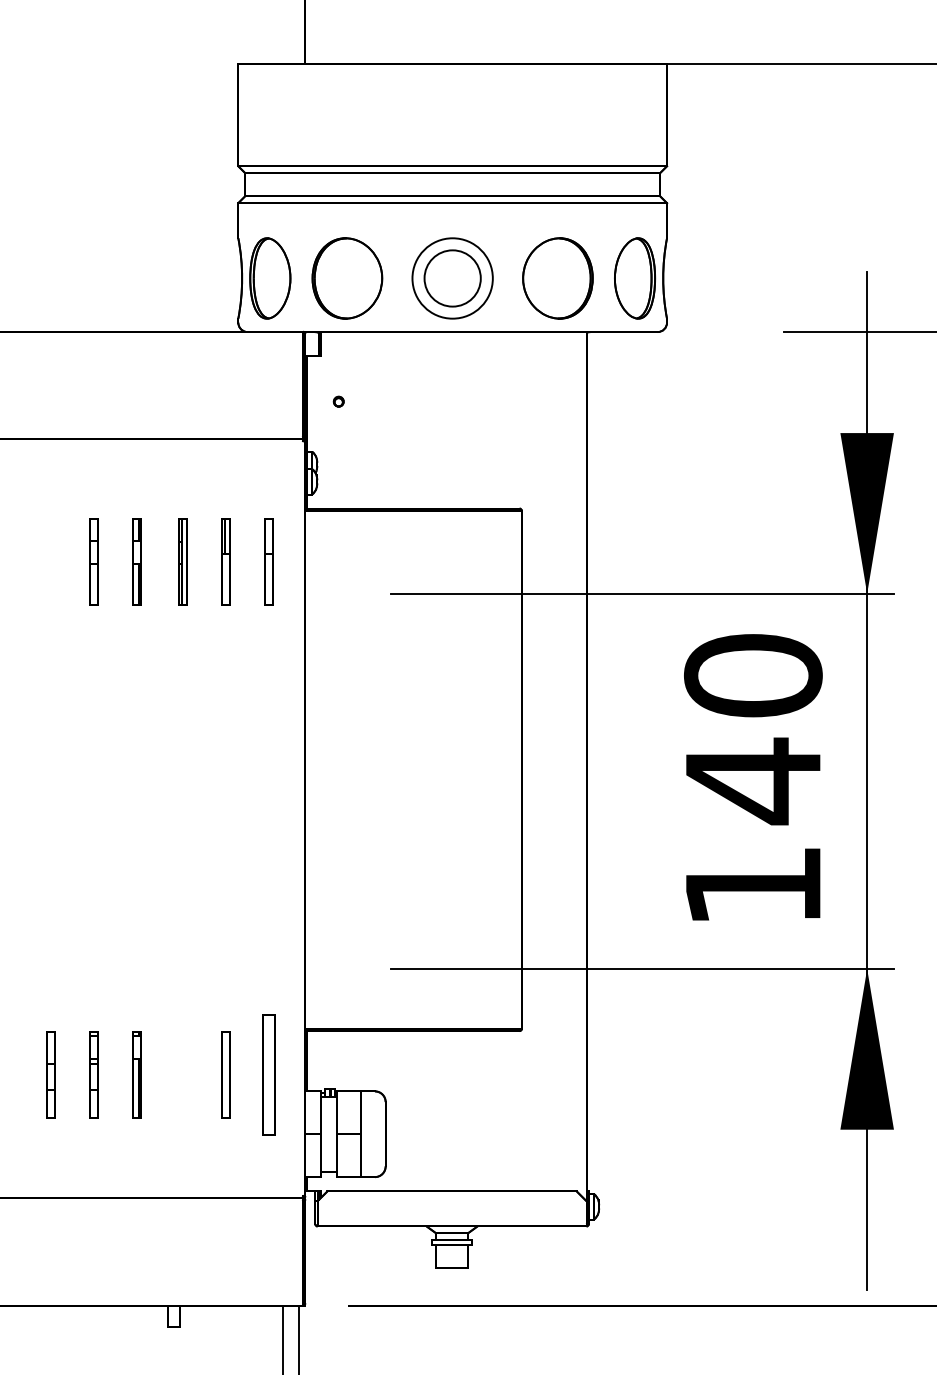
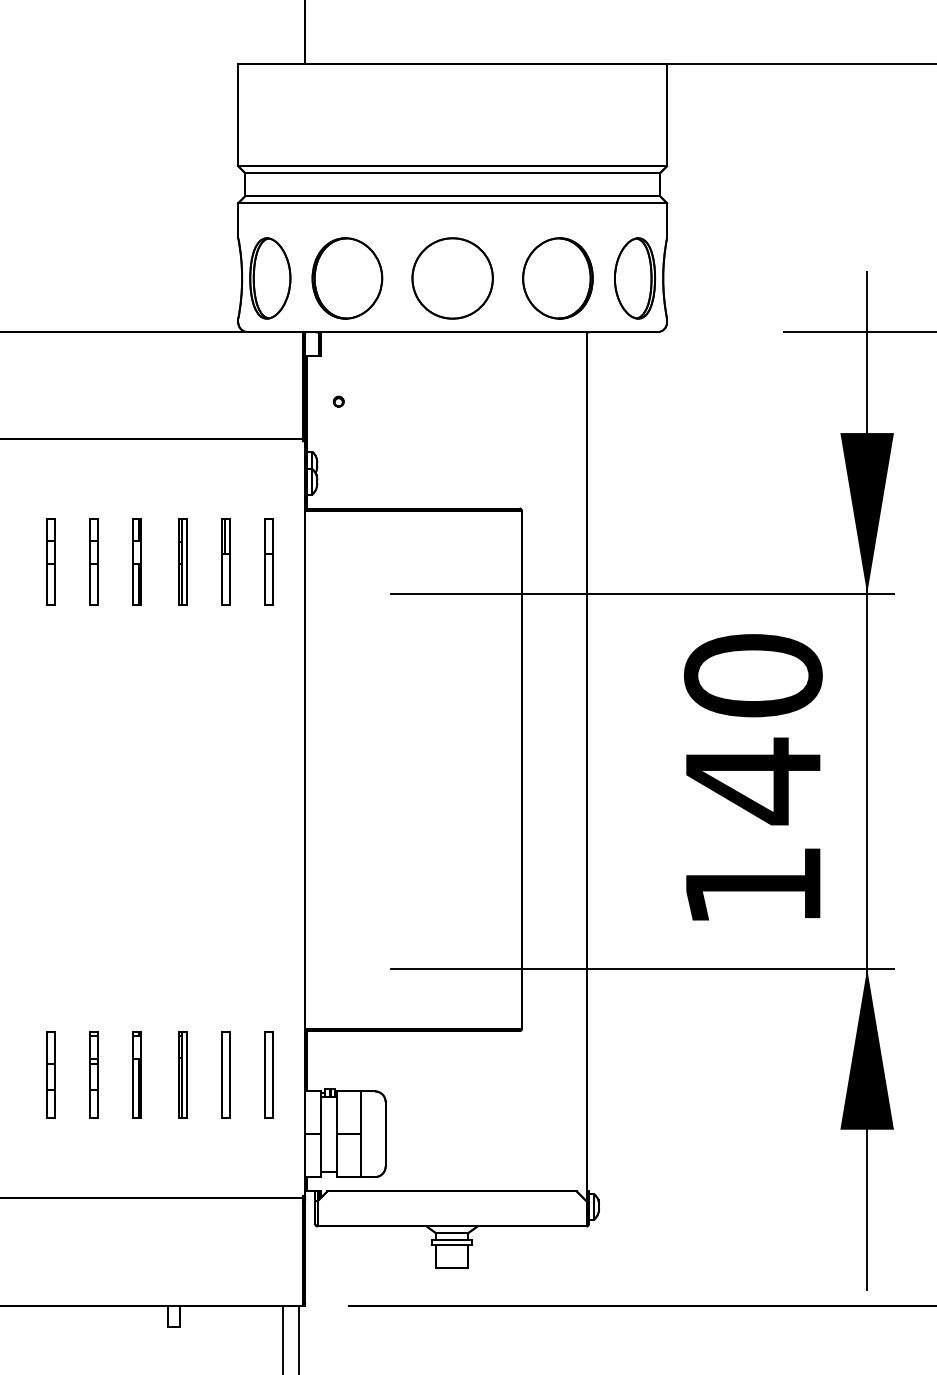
circle diameter: 56 px -> 80 px (452, 278)
part: none -> present (50, 561)
part: none -> present (182, 1074)
part size: 14x122 px -> 10x88 px (268, 1074)
